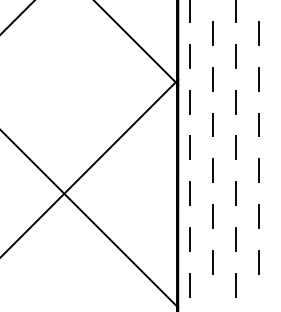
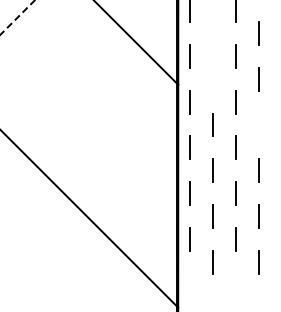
line: solid -> dashed (17, 17)
line: present -> none (212, 33)
line: present -> none (212, 79)
line: present -> none (258, 124)
line: present -> none (90, 167)
line: present -> none (189, 285)
line: present -> none (235, 285)
